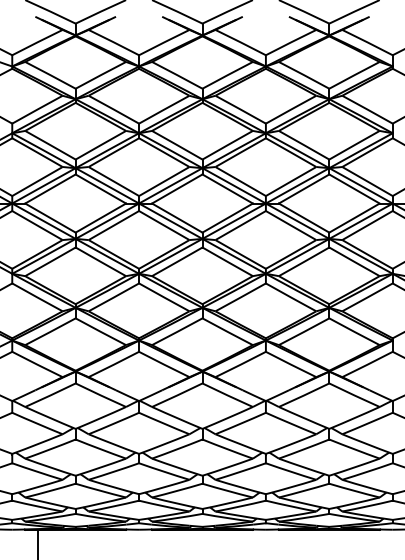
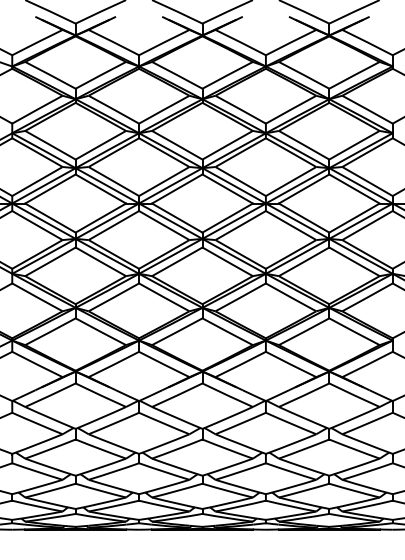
line: present -> none (37, 542)
